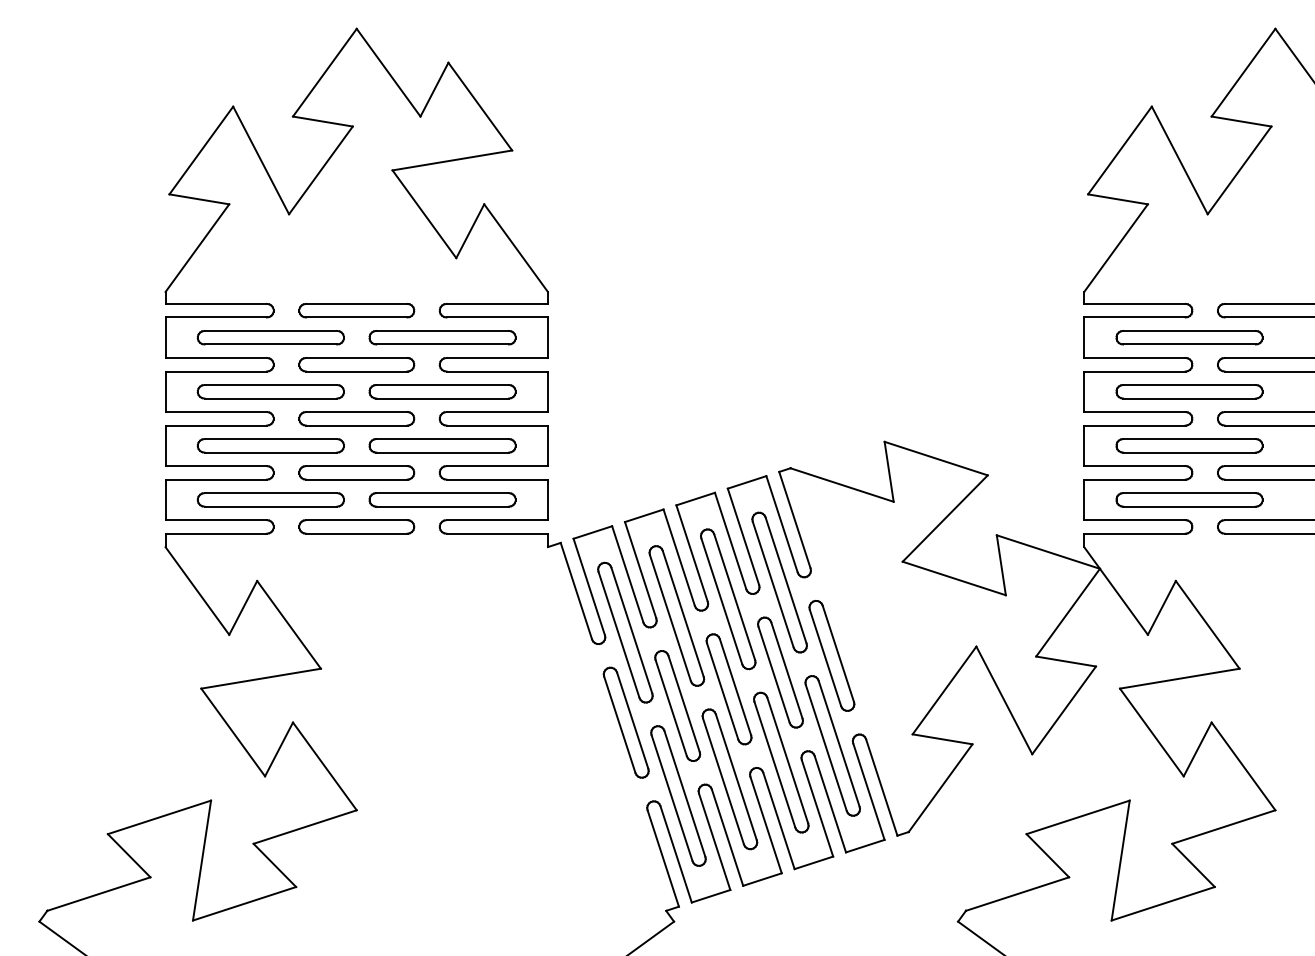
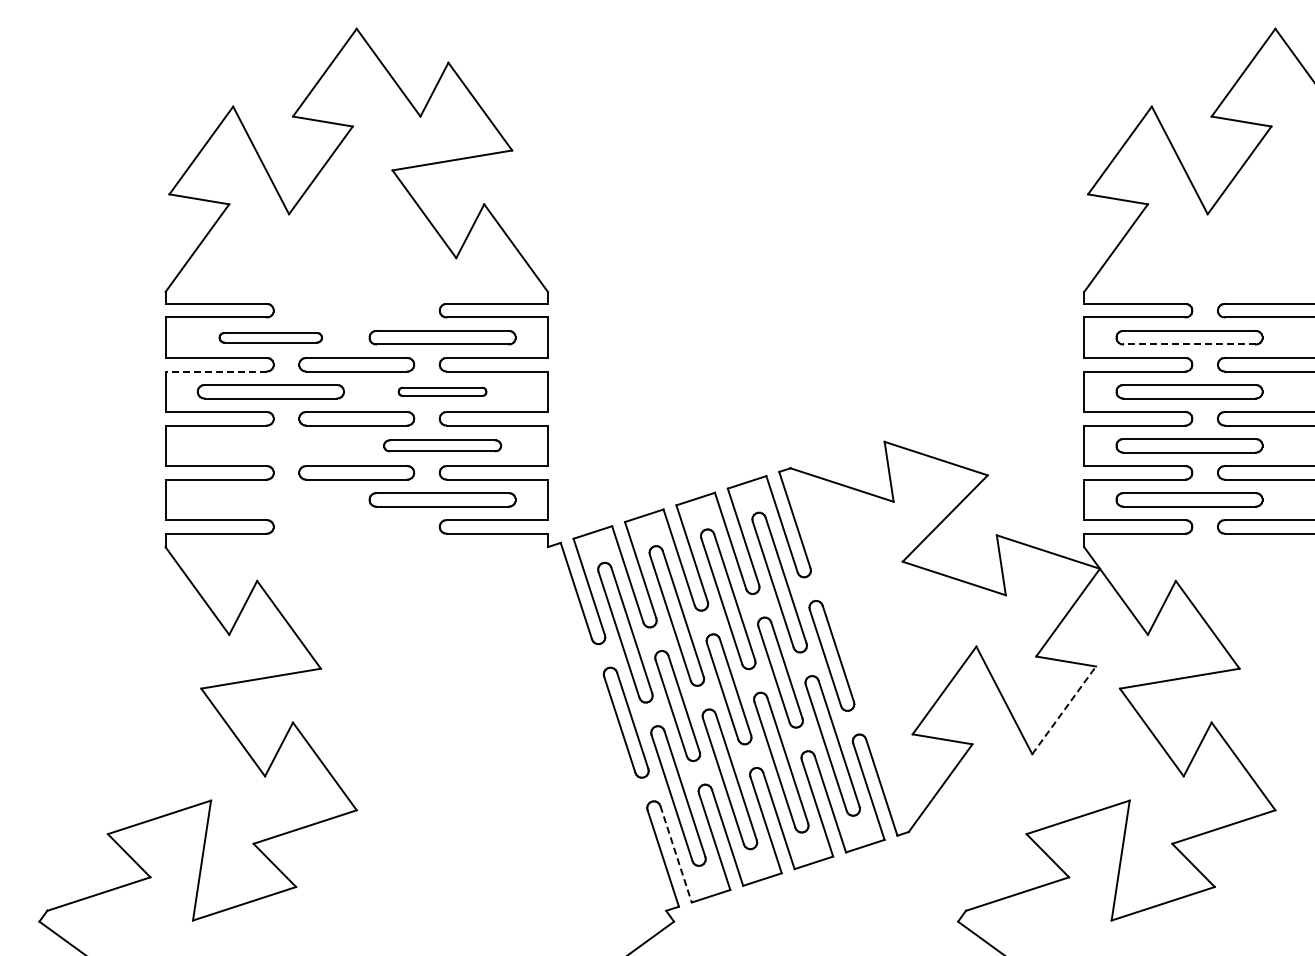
part: present -> none (356, 310)
part size: 149x16 px -> 105x12 px (270, 337)
line: solid -> dashed (1189, 344)
line: solid -> dashed (216, 371)
part size: 149x16 px -> 91x11 px (442, 391)
part: present -> none (270, 445)
part size: 149x16 px -> 119x14 px (442, 445)
part: present -> none (270, 499)
part: present -> none (356, 526)
line: solid -> dashed (1064, 709)
line: solid -> dashed (676, 854)
